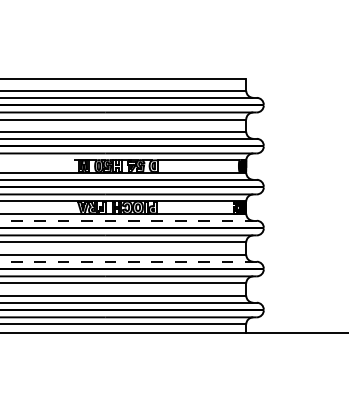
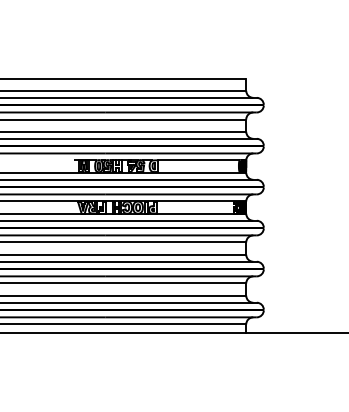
line: dashed -> solid (128, 220)
line: dashed -> solid (128, 261)
